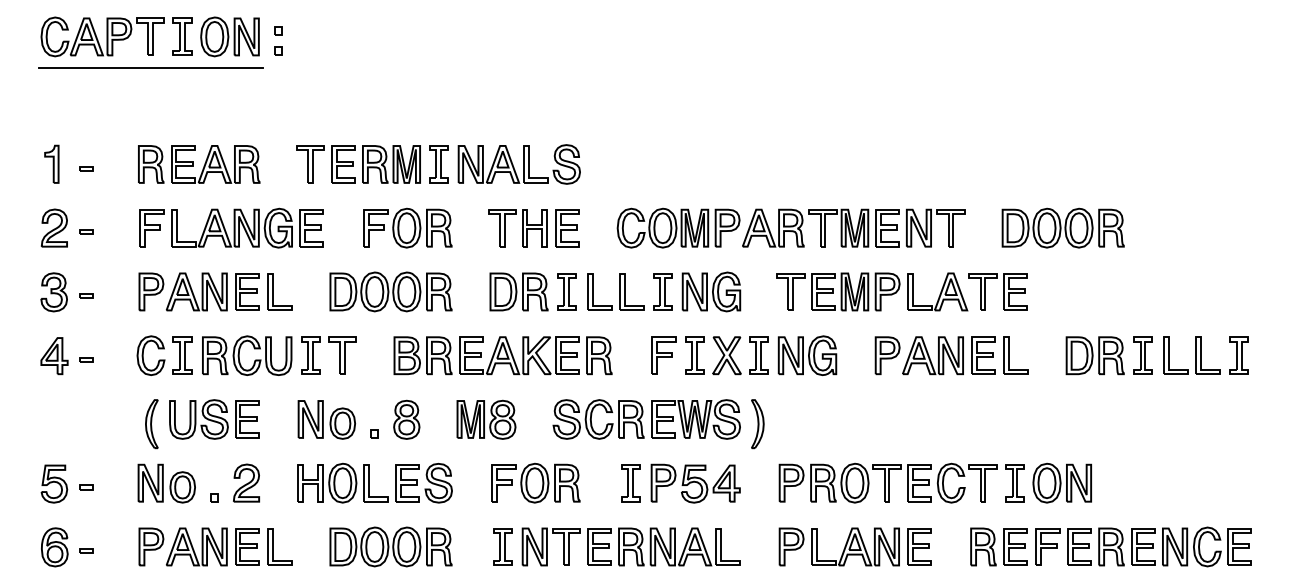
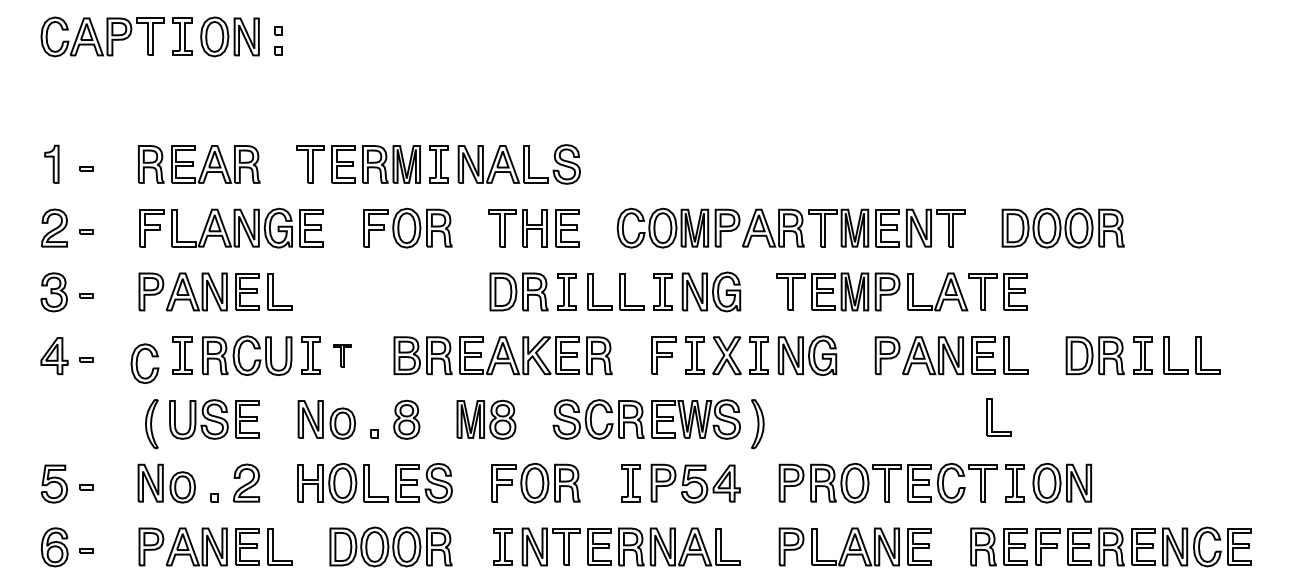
line: present -> none (150, 67)
part: present -> none (390, 291)
part position: (143, 355) -> (137, 363) (137, 363)
part size: 29x39 px -> 19x24 px (342, 355)
part: present -> none (1238, 355)
part: none -> present (998, 417)
